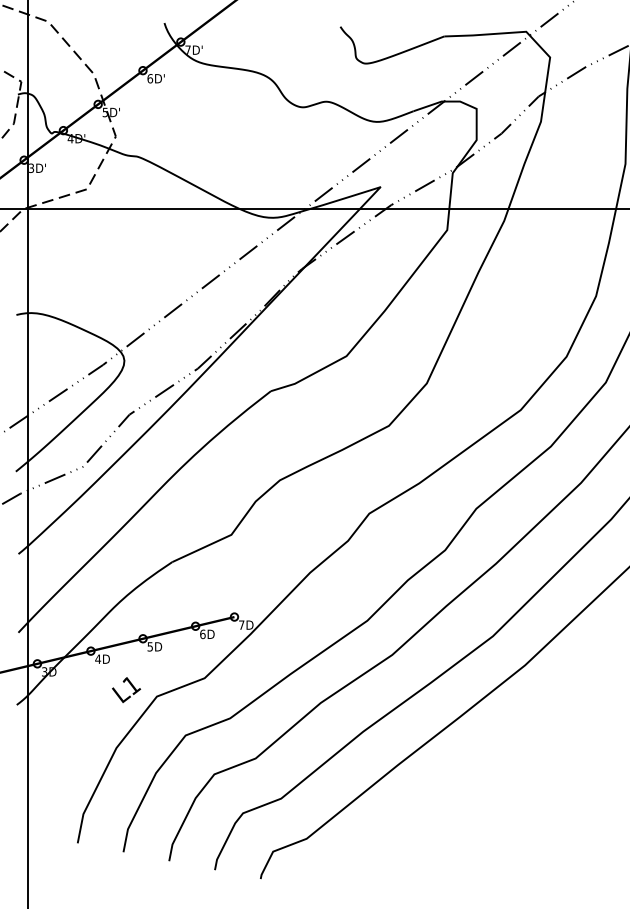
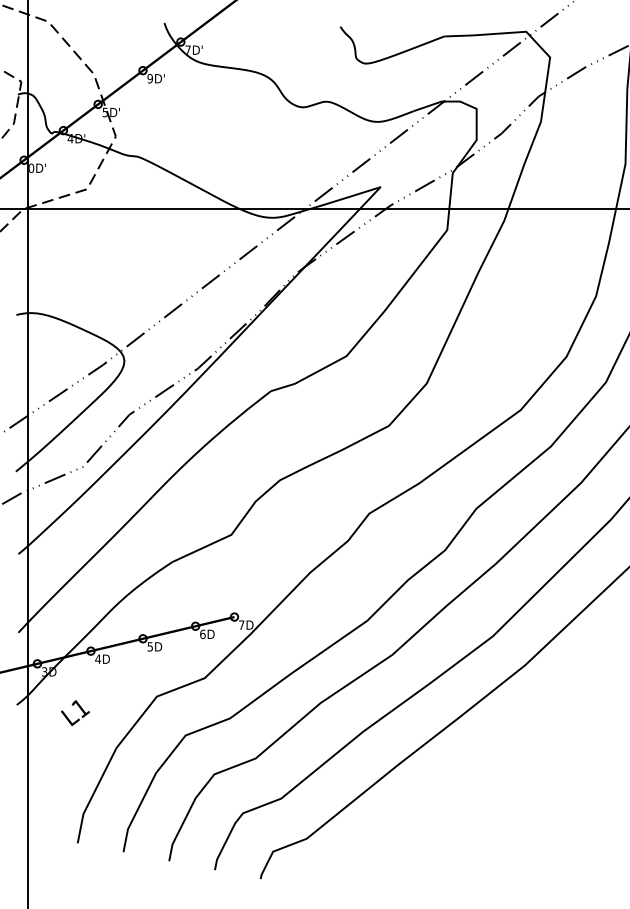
text: 6D' -> 9D' (150, 78)
text: 3D' -> 0D' (31, 167)
text position: (126, 689) -> (75, 712) (75, 712)
